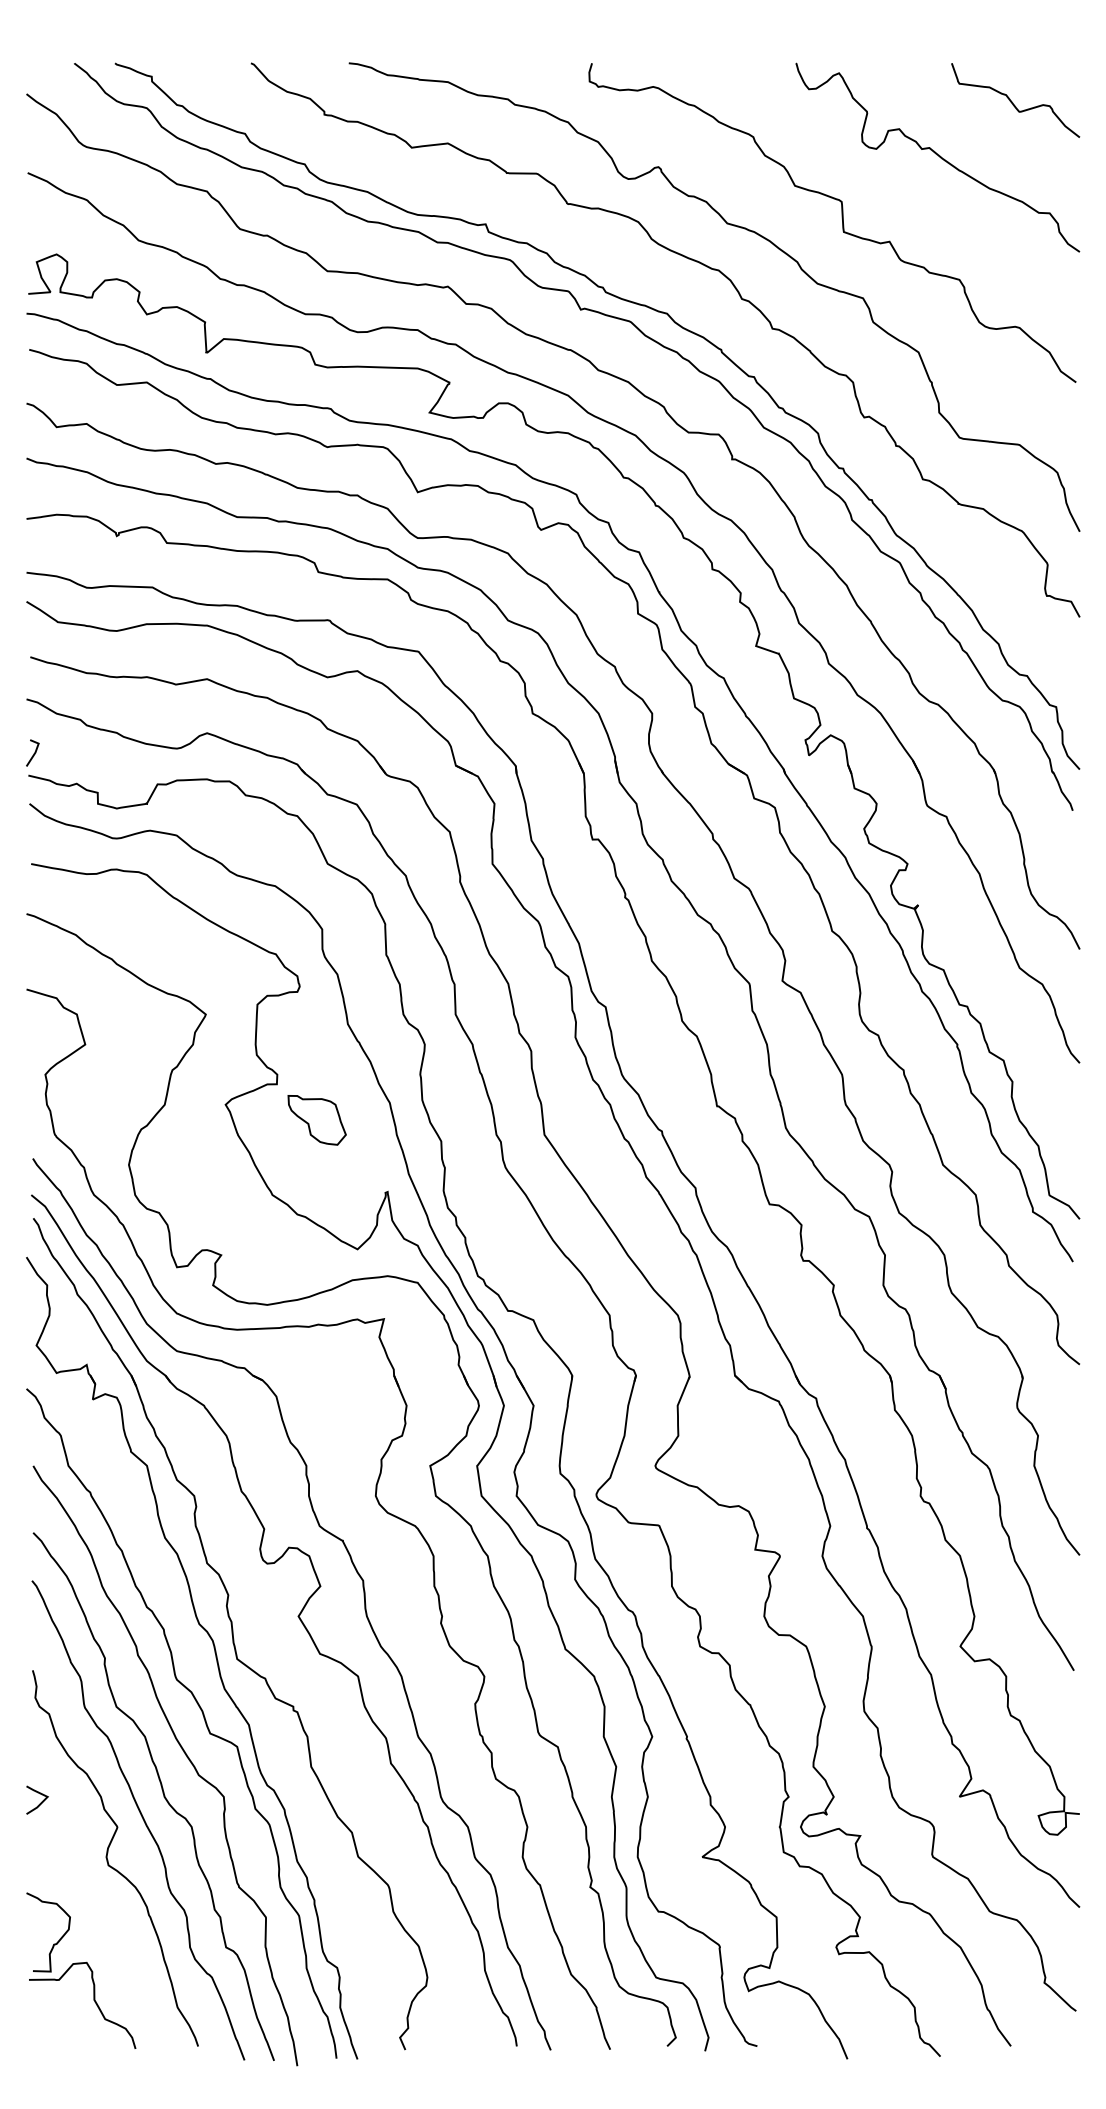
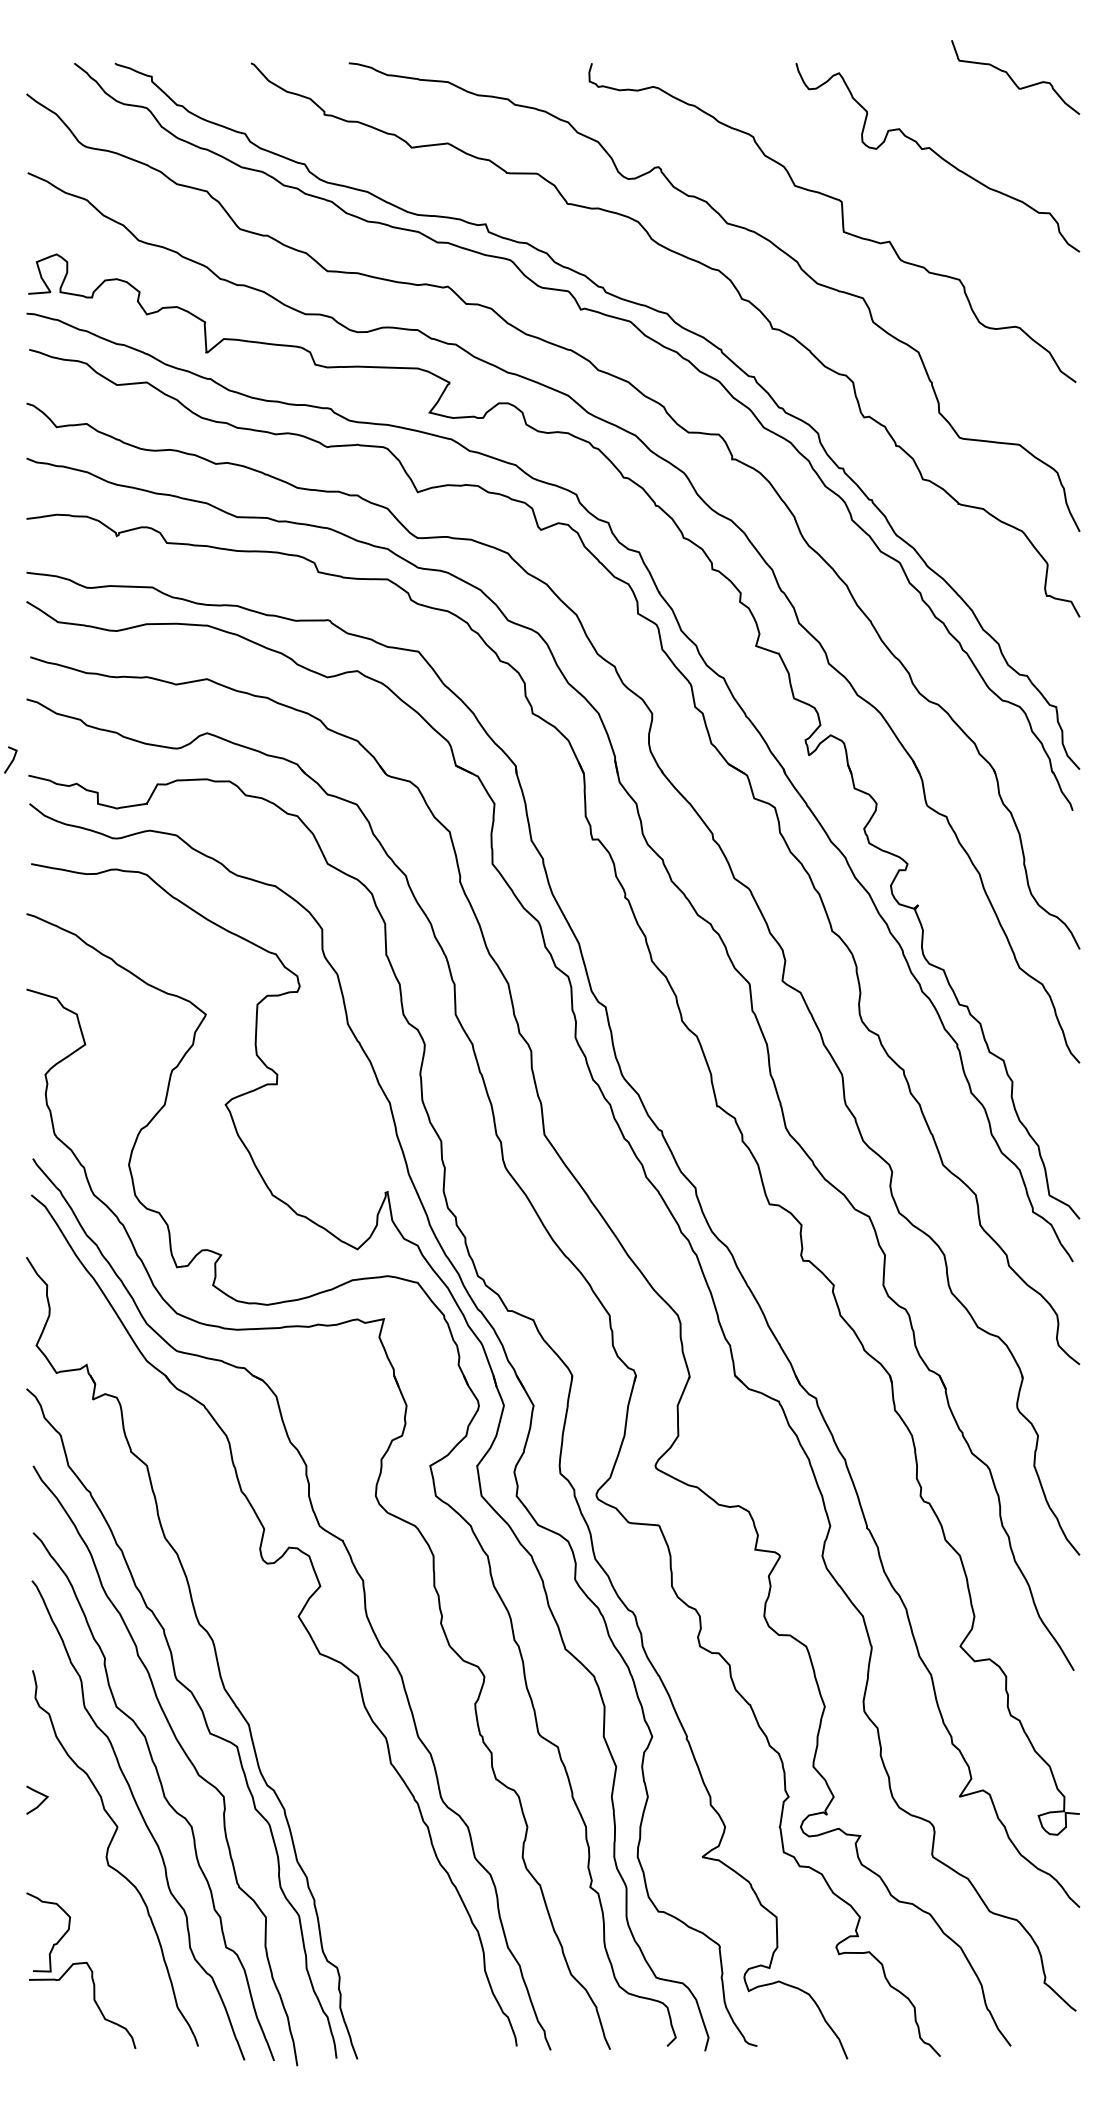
curve position: (1012, 101) -> (1012, 78) (1012, 78)
line position: (33, 753) -> (11, 760) (11, 760)
part: present -> none (316, 1120)
part: present -> none (230, 1634)
